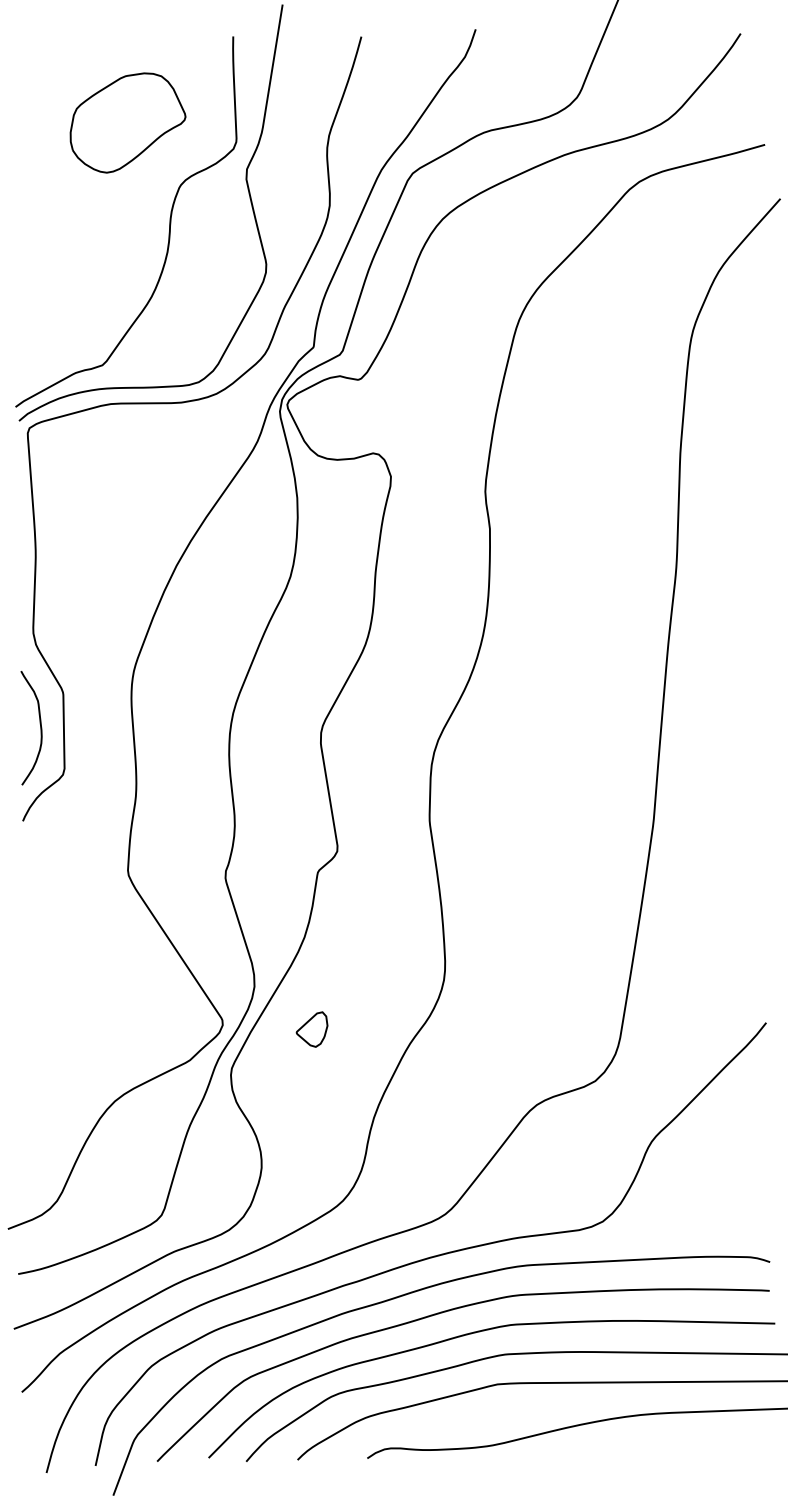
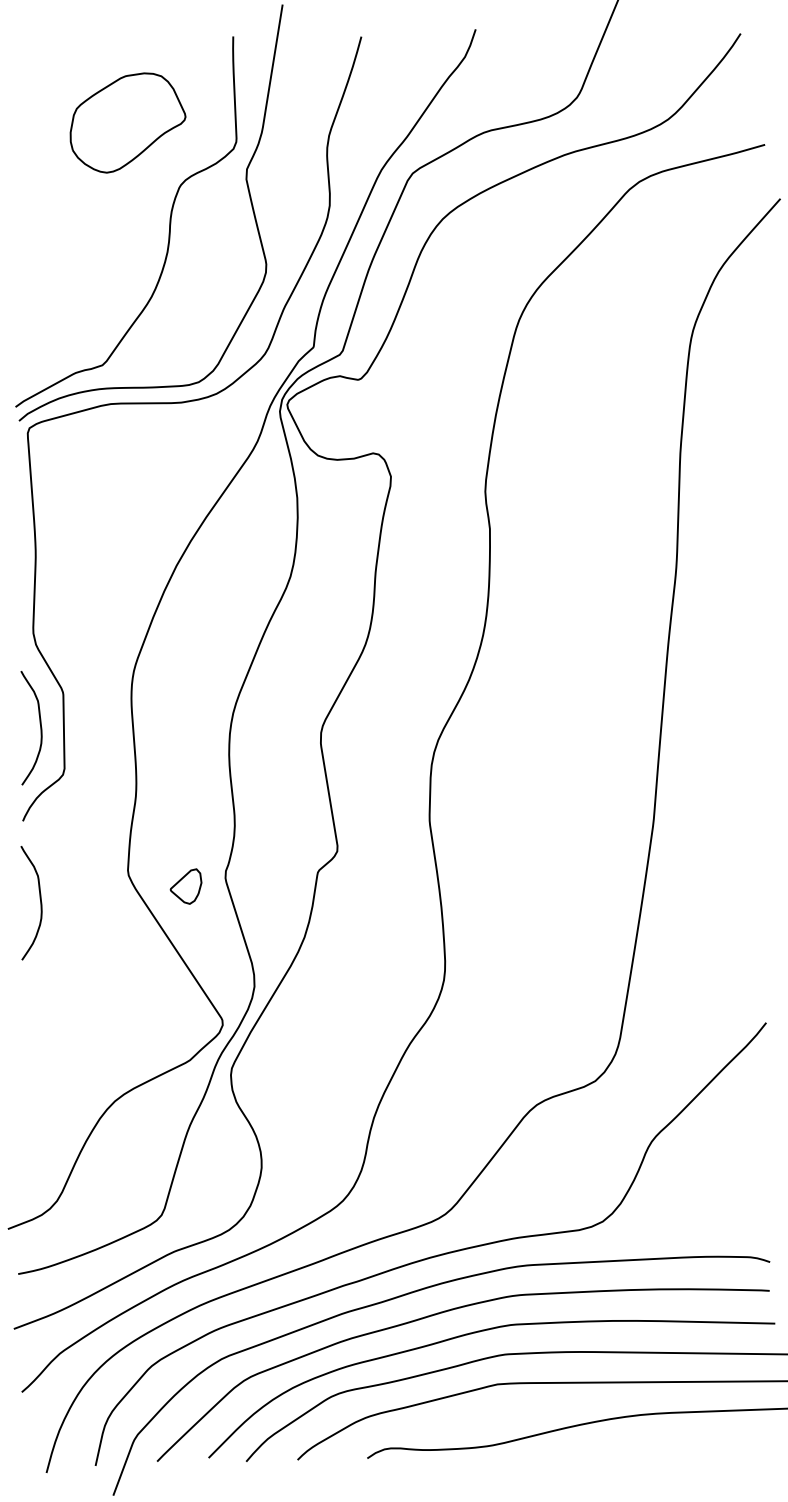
curve: none -> present (40, 903)
part position: (311, 1029) -> (185, 886) (185, 886)
